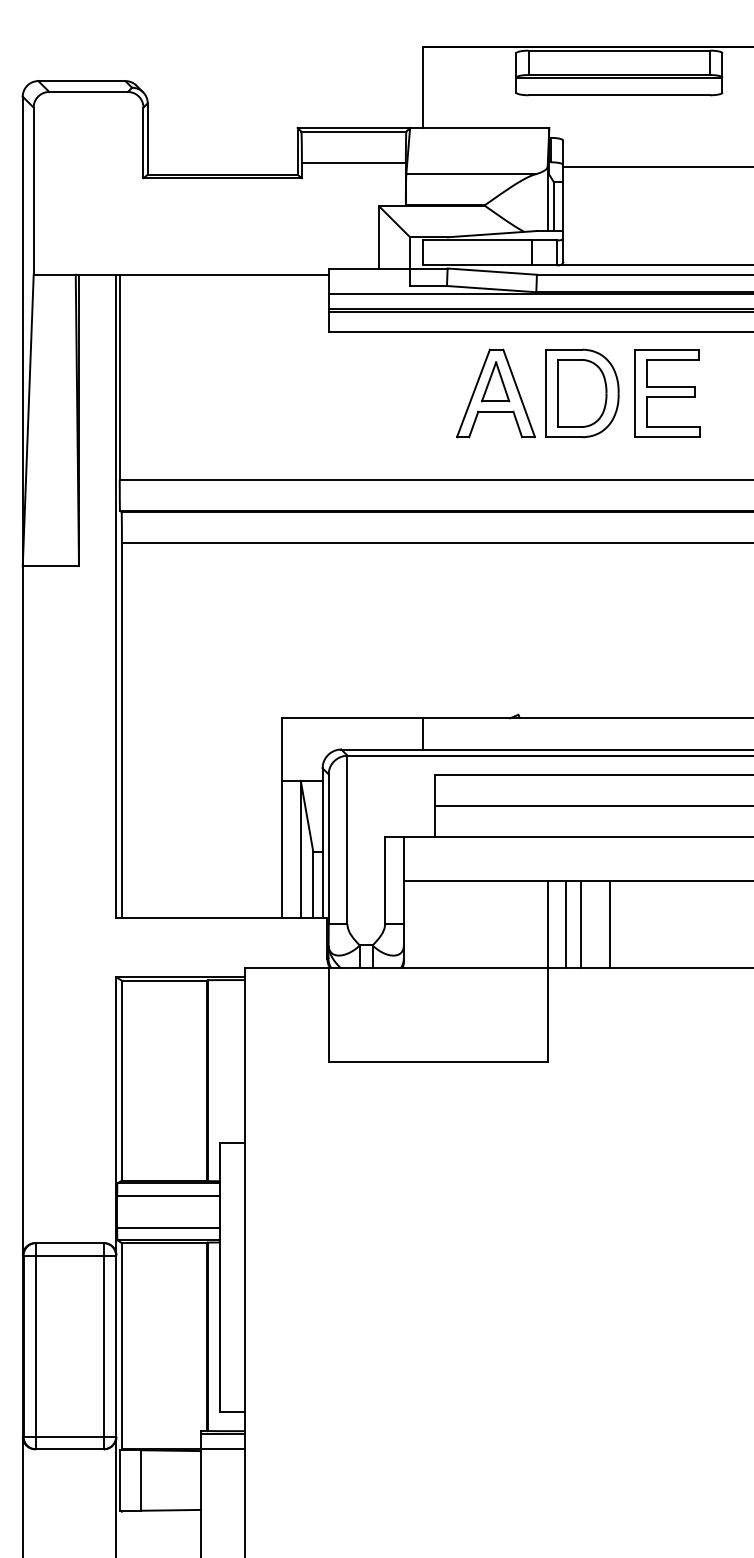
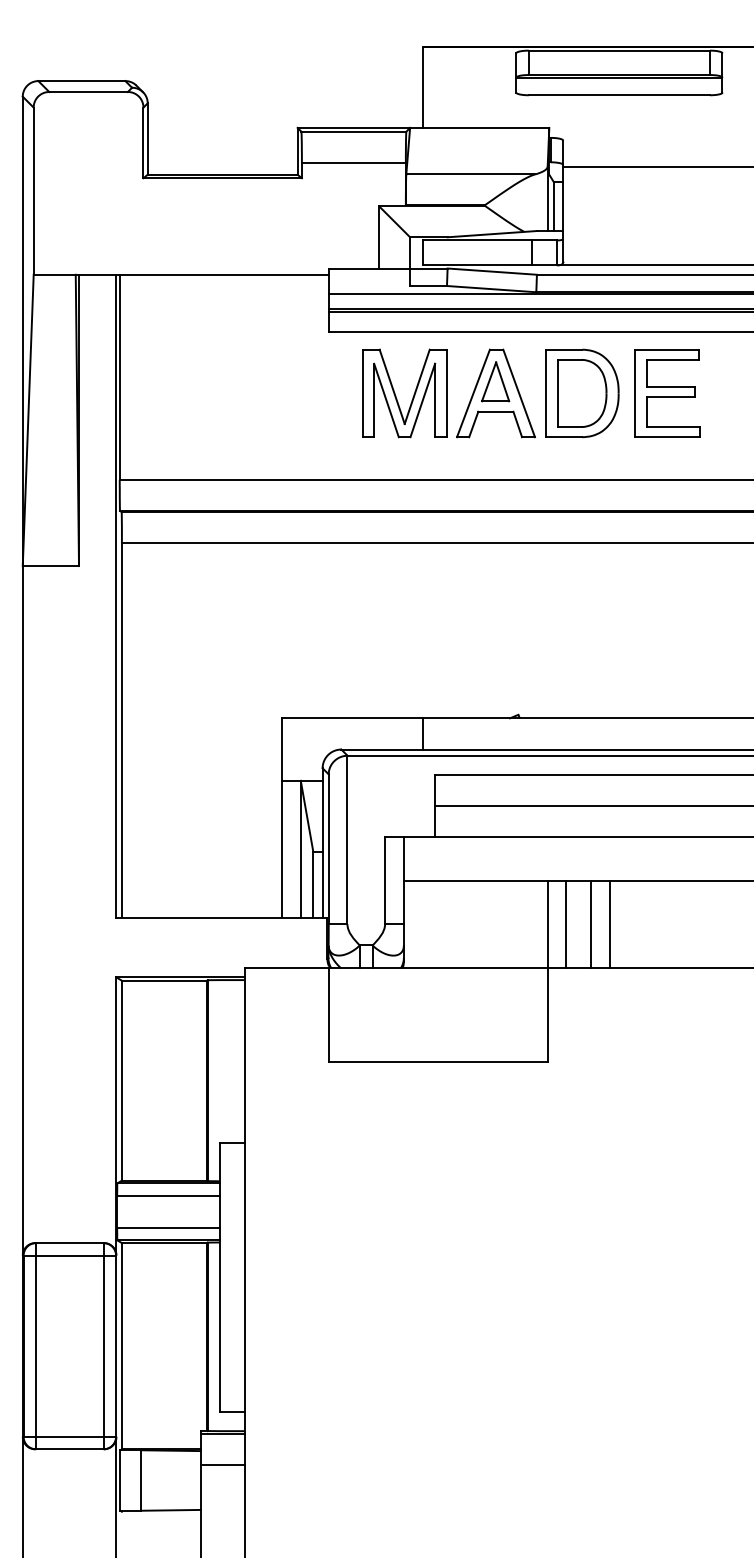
part: none -> present (396, 395)
line position: (581, 924) -> (591, 924) (591, 924)
line position: (222, 1449) -> (222, 1465) (222, 1465)
